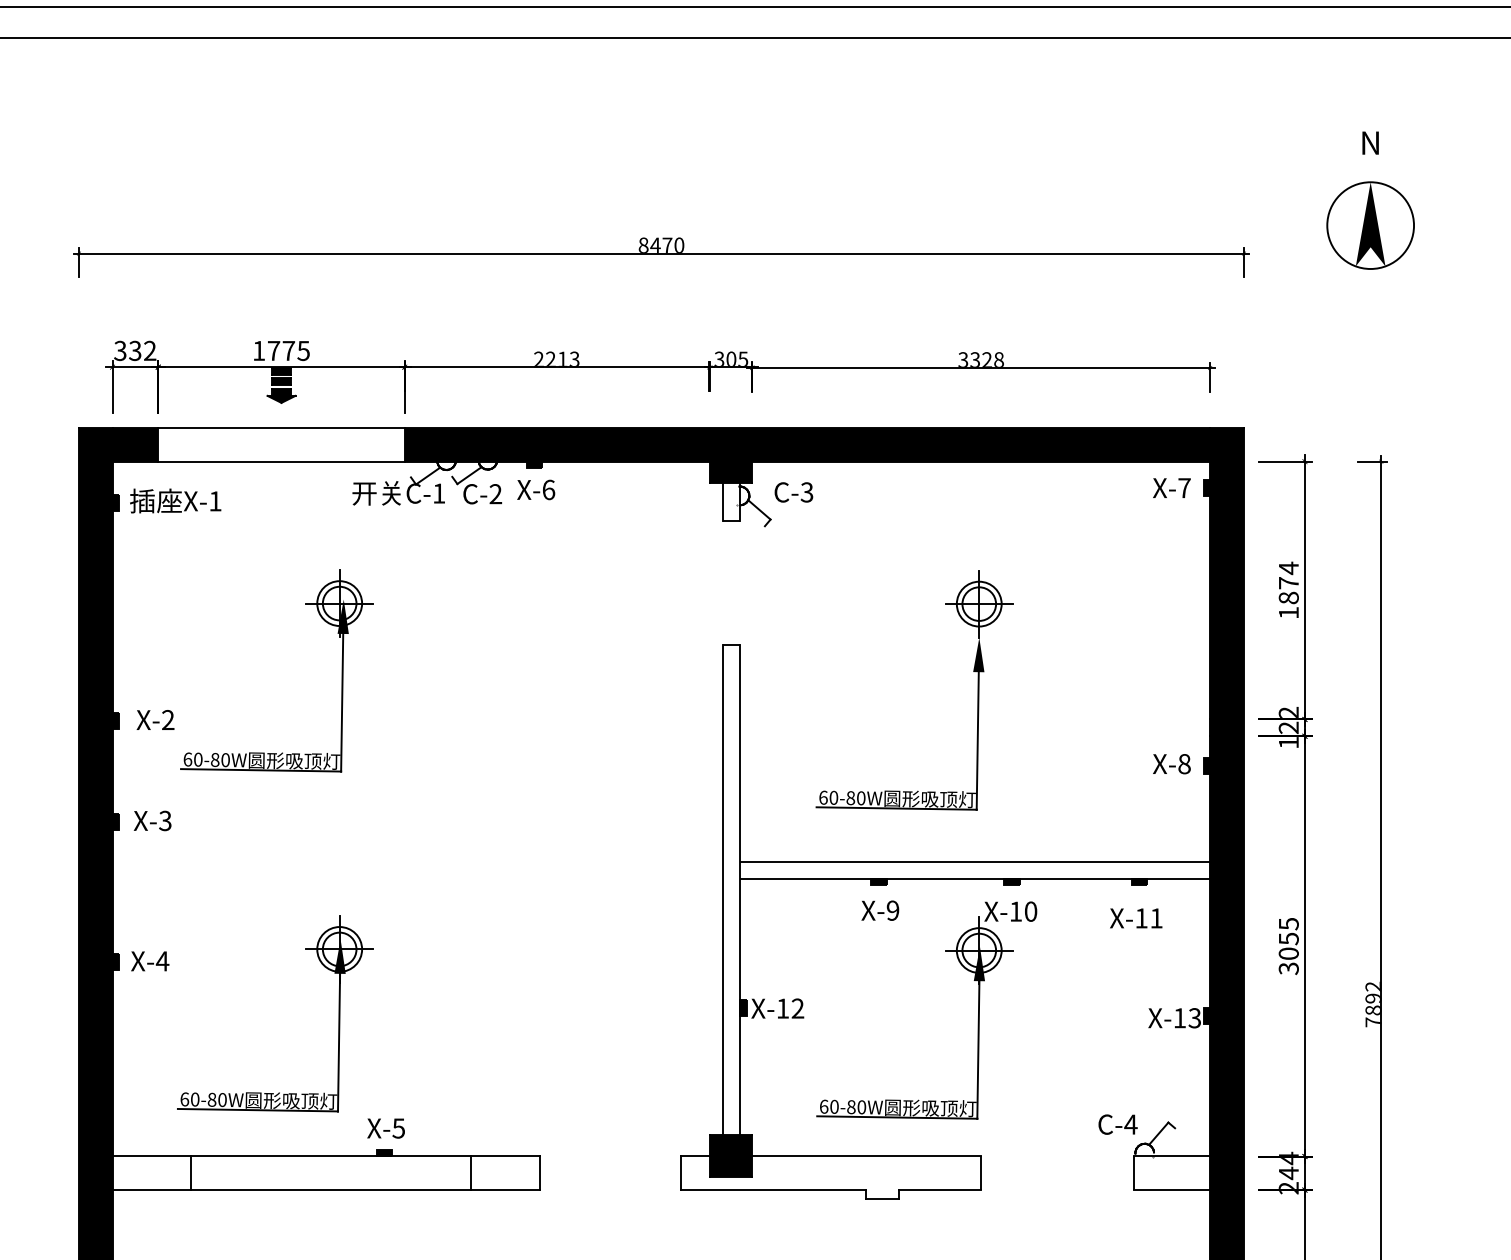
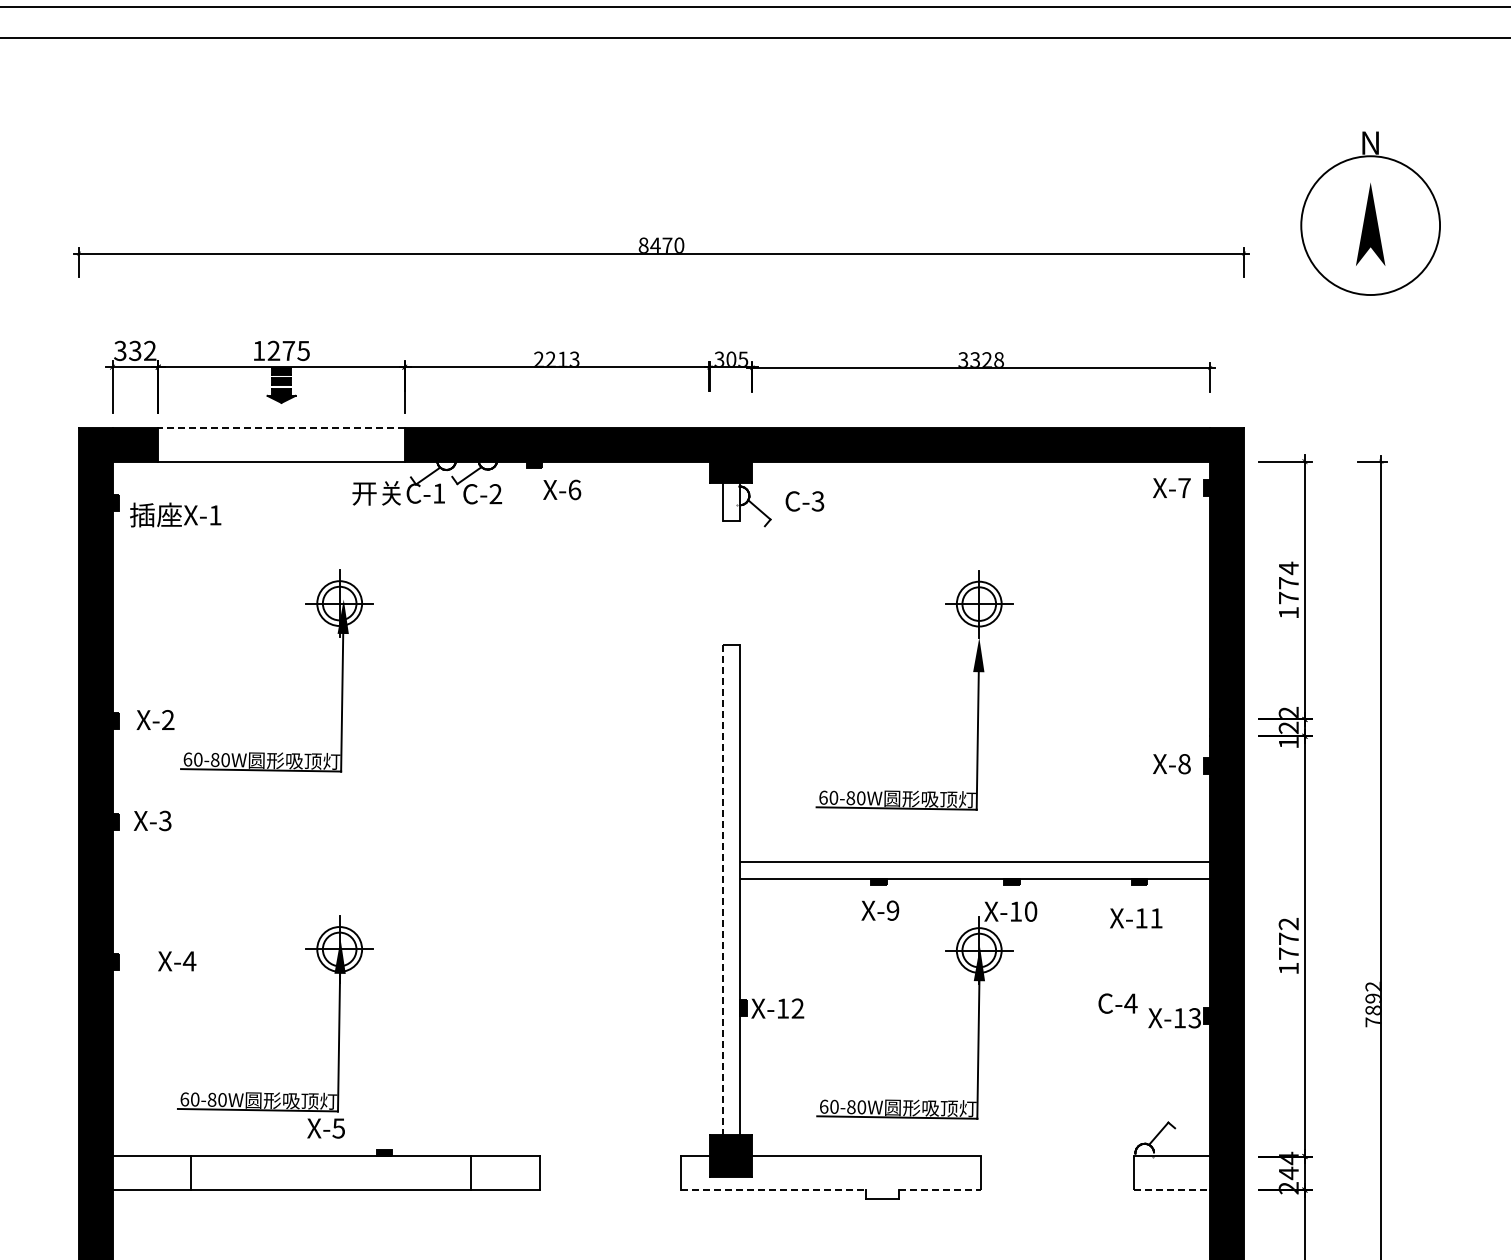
circle diameter: 87 px -> 139 px (1370, 225)
text: 1775 -> 1275 (273, 350)
line: solid -> dashed (281, 428)
text position: (536, 489) -> (562, 489) (562, 489)
text position: (793, 492) -> (804, 501) (804, 501)
text position: (175, 500) -> (175, 514) (175, 514)
text: 1874 -> 1774 (1288, 597)
line: solid -> dashed (722, 890)
text: 3055 -> 1772 (1288, 946)
text position: (150, 961) -> (177, 961) (177, 961)
text position: (1117, 1124) -> (1117, 1003) (1117, 1003)
text position: (385, 1128) -> (325, 1128) (325, 1128)
line: solid -> dashed (773, 1190)
line: solid -> dashed (940, 1190)
line: solid -> dashed (1172, 1190)
